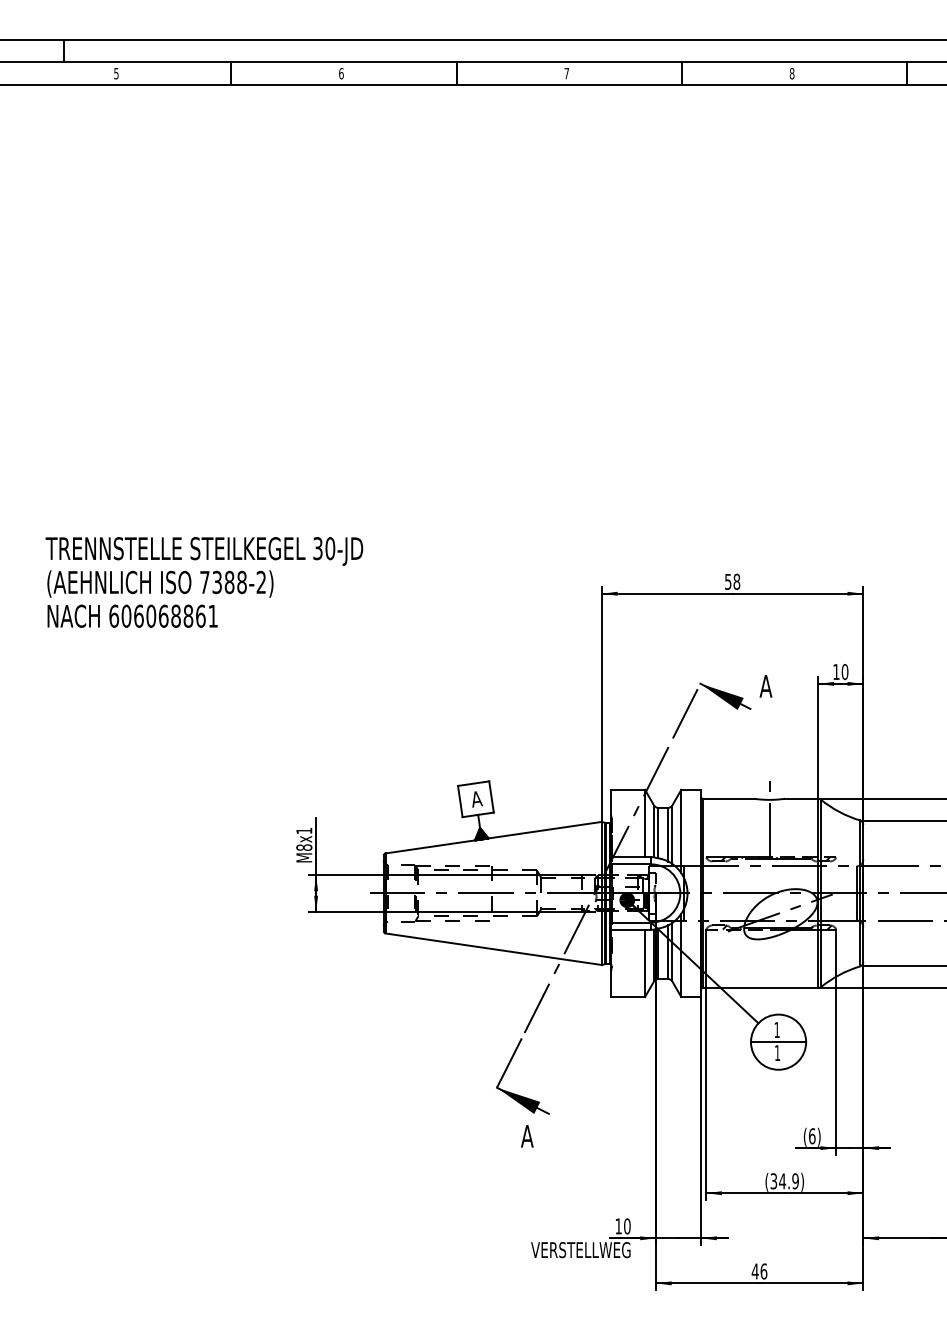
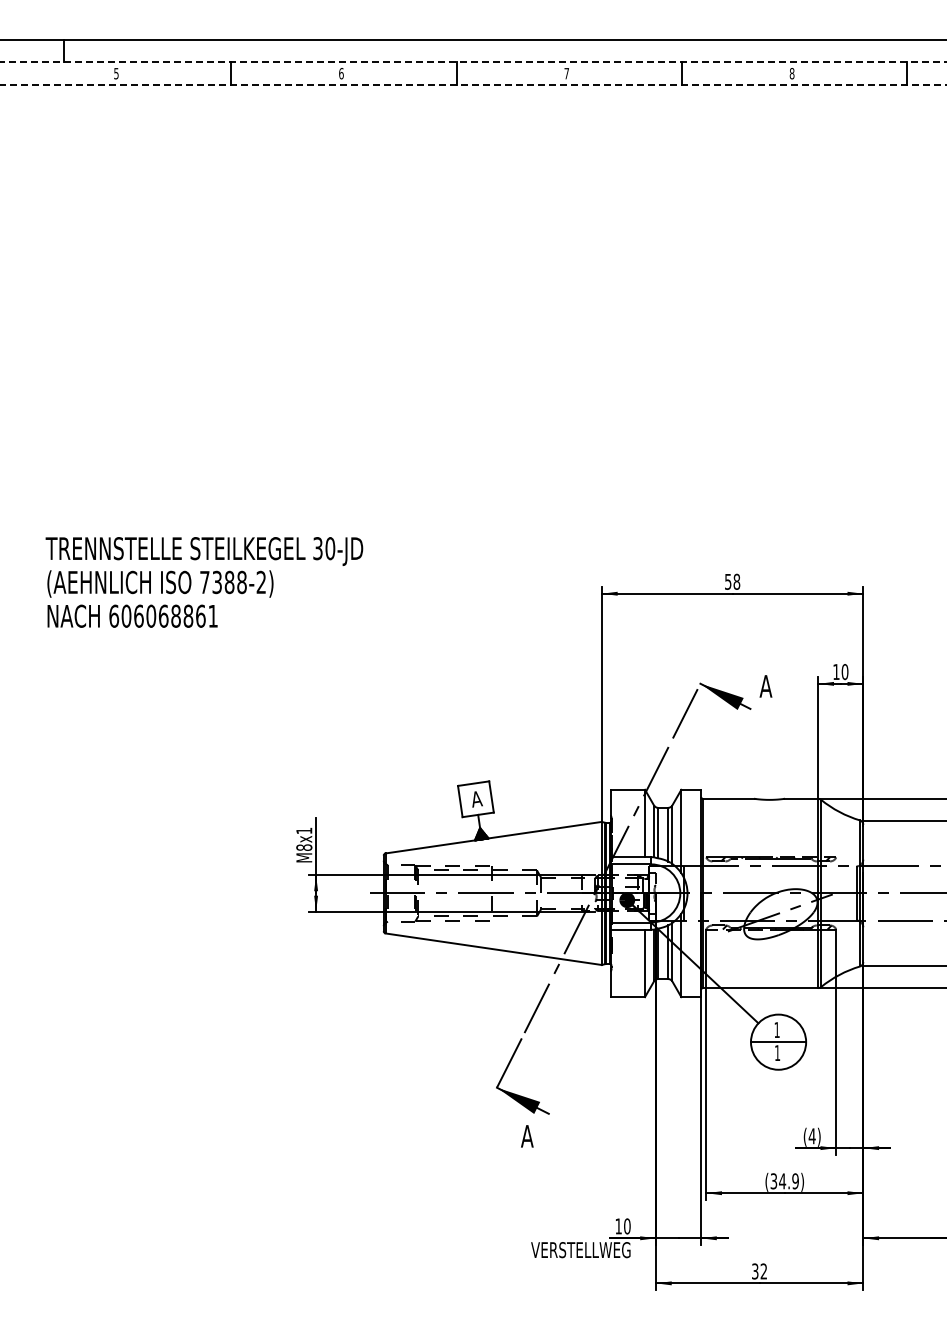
line: solid -> dashed (474, 62)
line: solid -> dashed (473, 84)
line: present -> none (769, 818)
text: (6) -> (4) (811, 1136)
text: 46 -> 32 (759, 1271)
